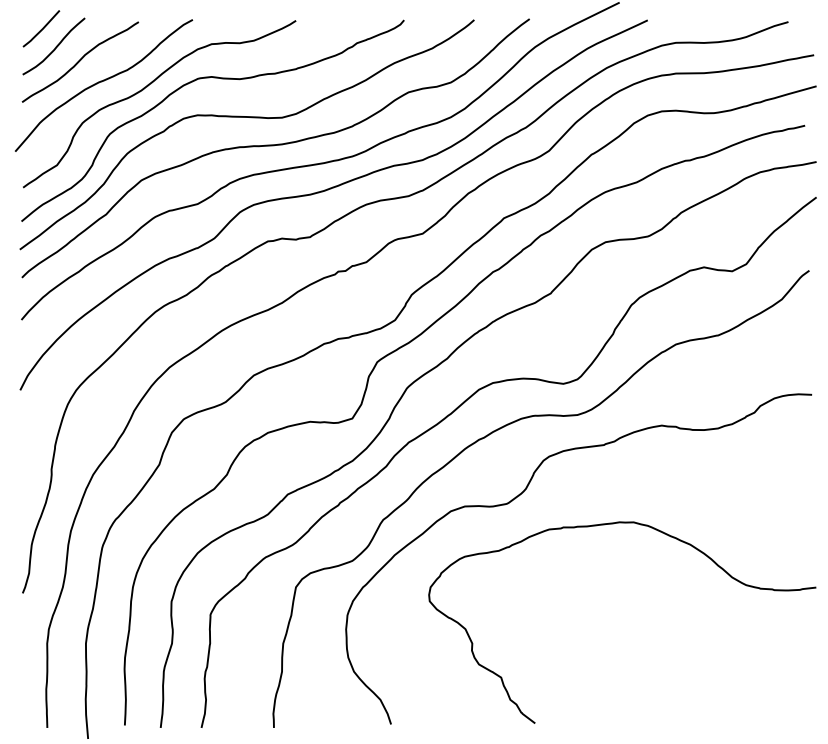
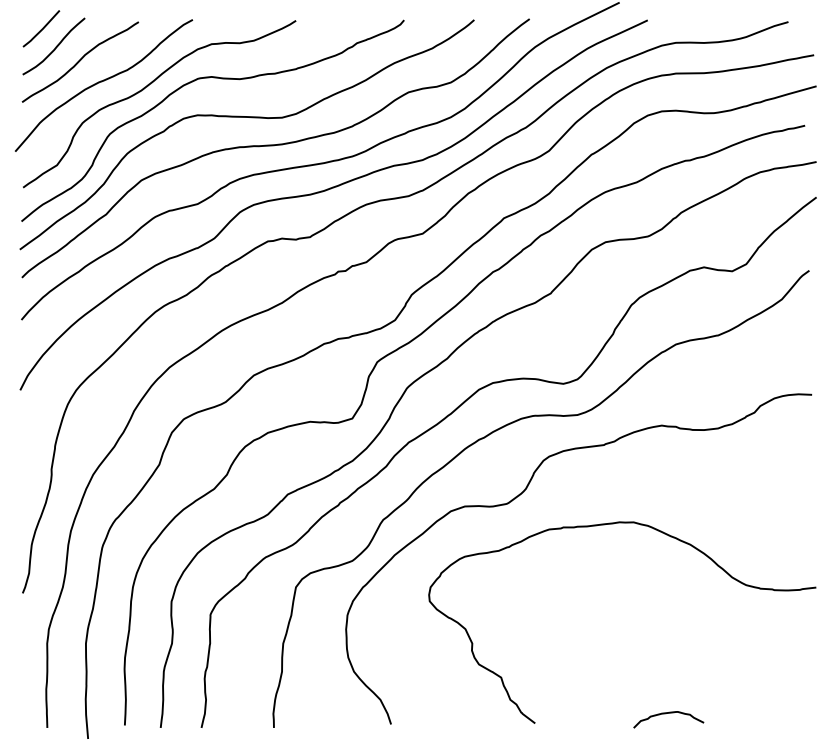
curve: none -> present (665, 714)
